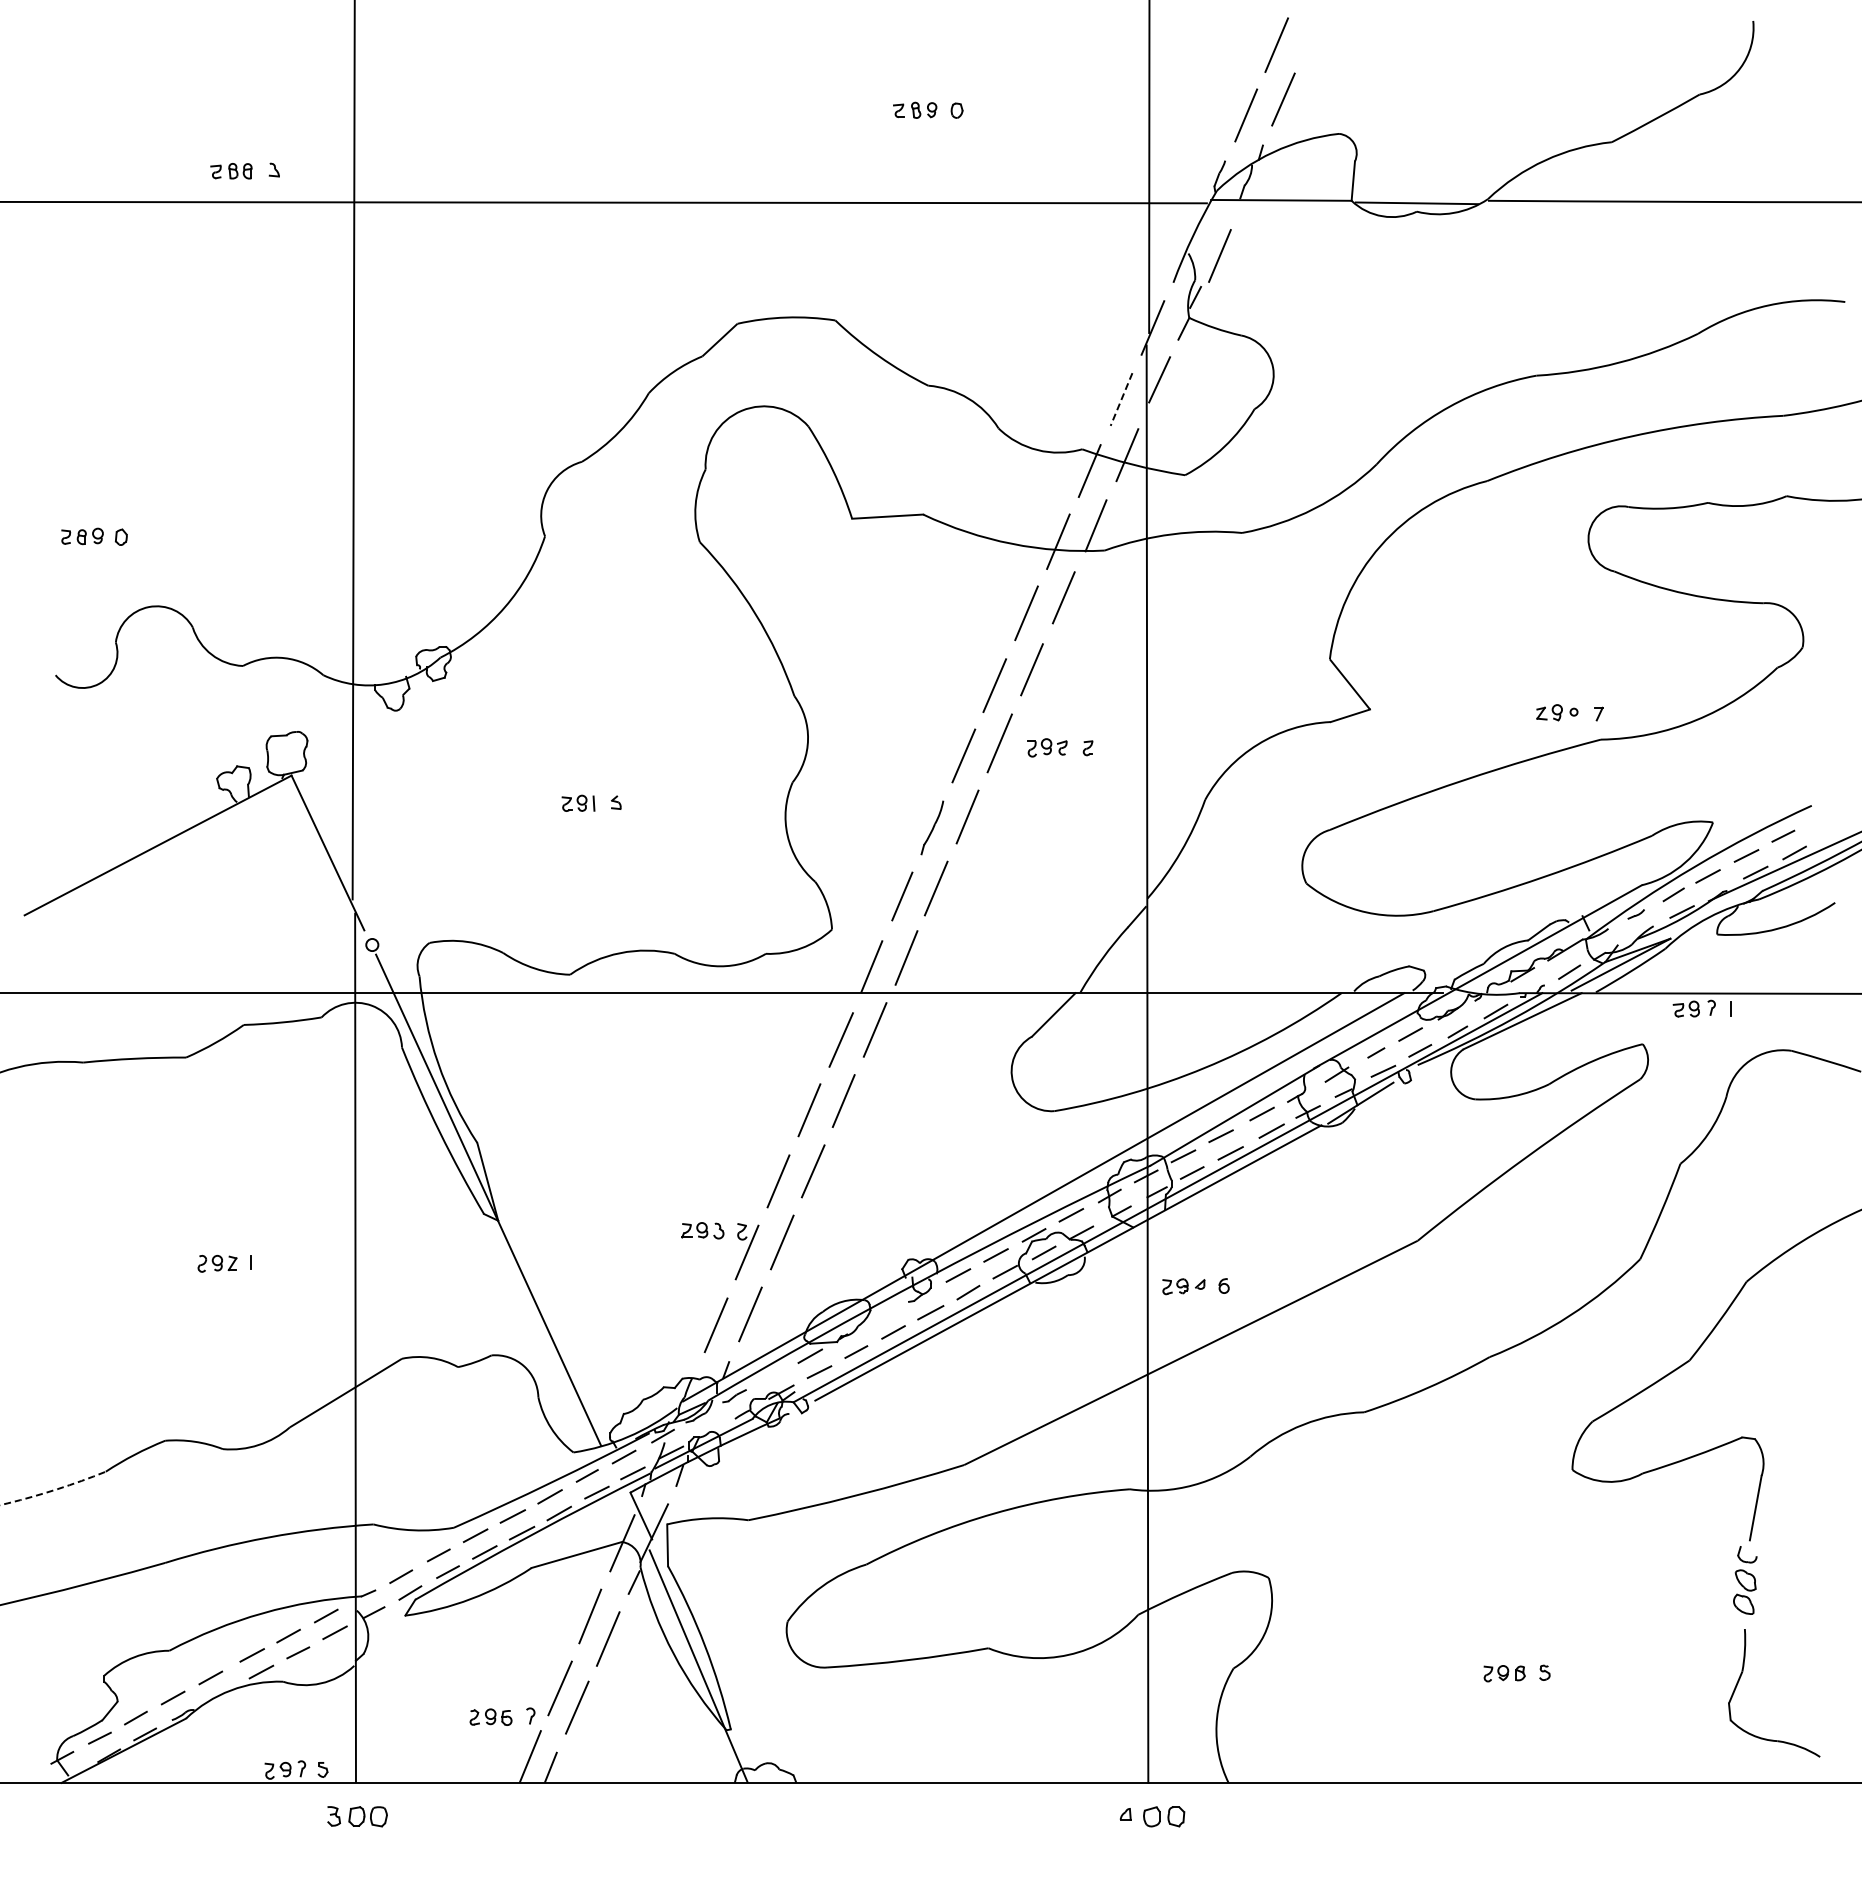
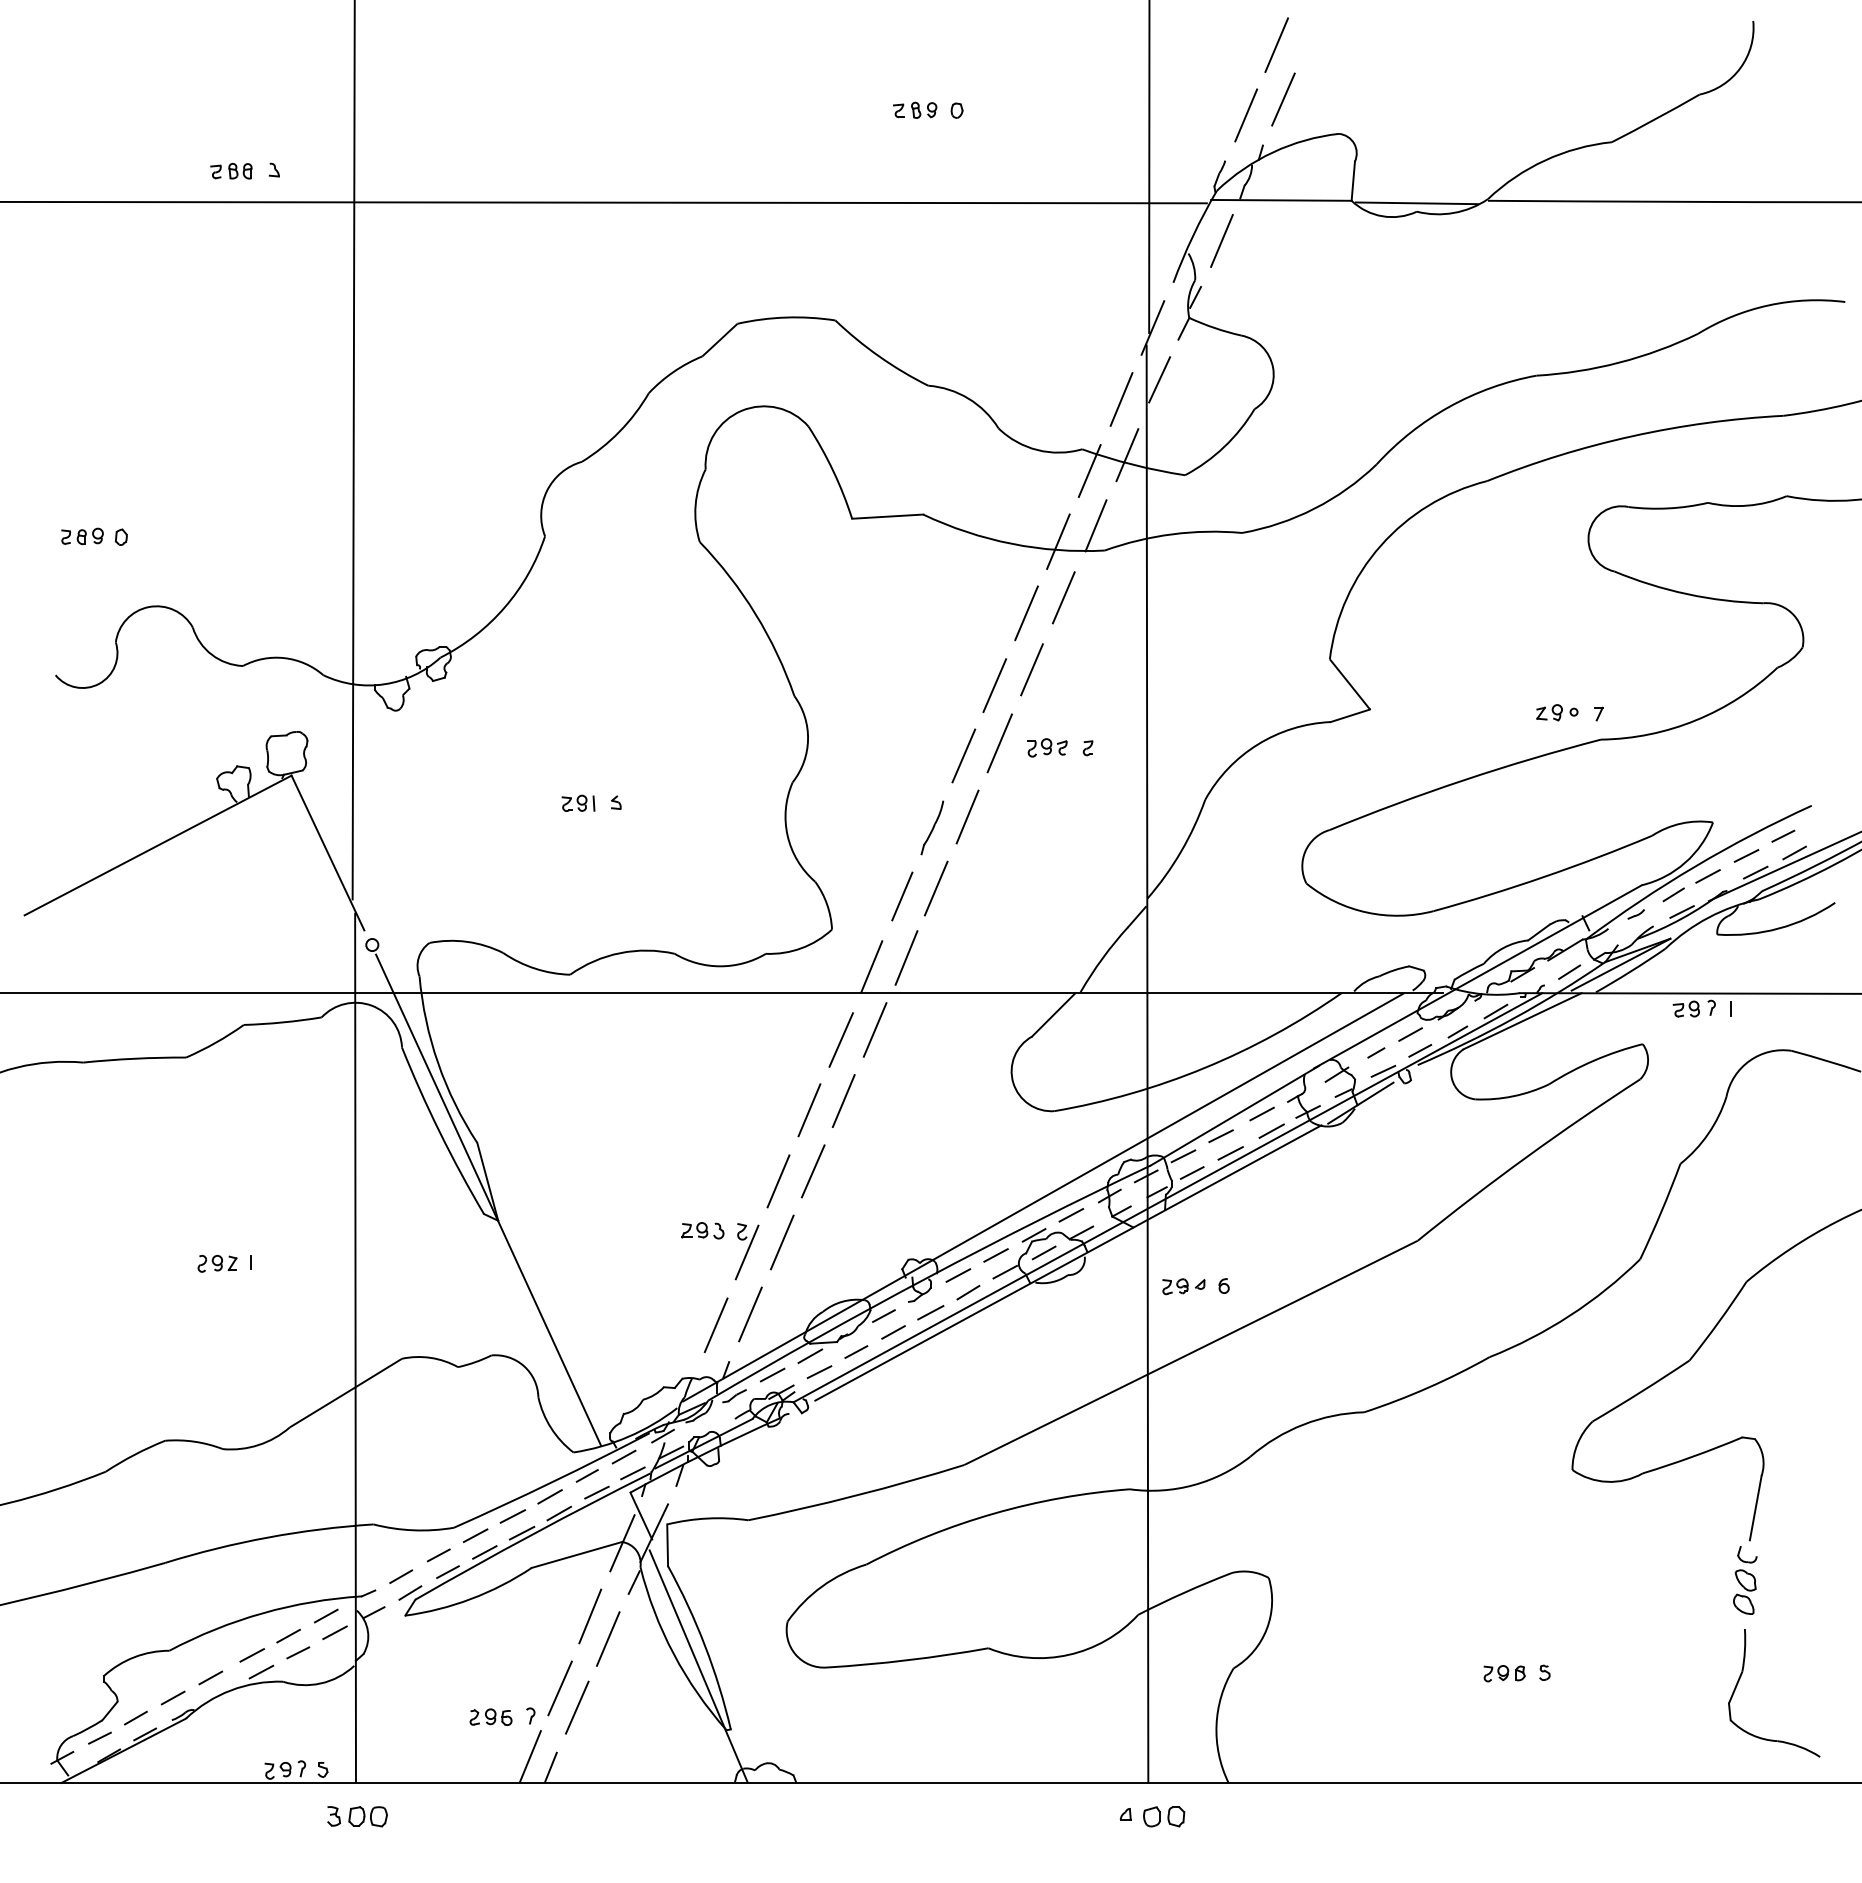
line position: (1219, 255) -> (1221, 240) (1221, 240)
line: dashed -> solid (1121, 399)
line: none -> present (883, 1315)
line: none -> present (772, 1374)
arc: dashed -> solid (53, 1490)
